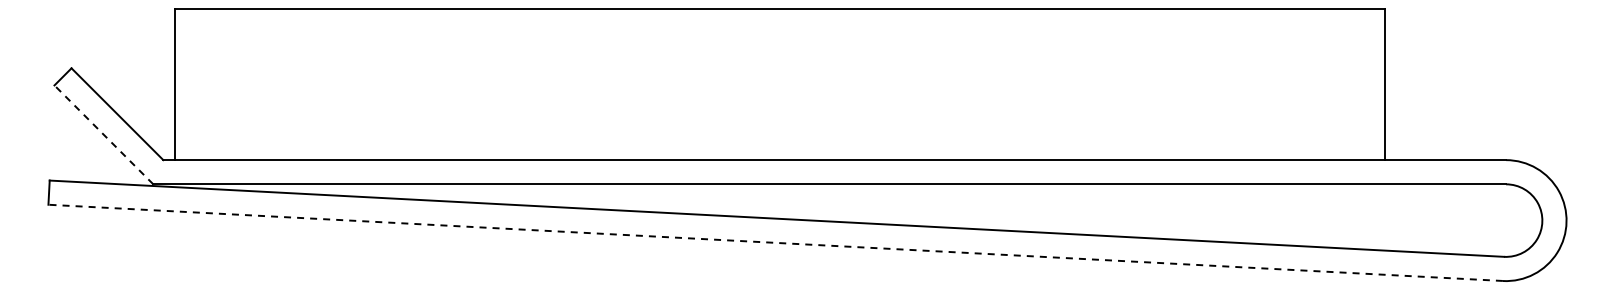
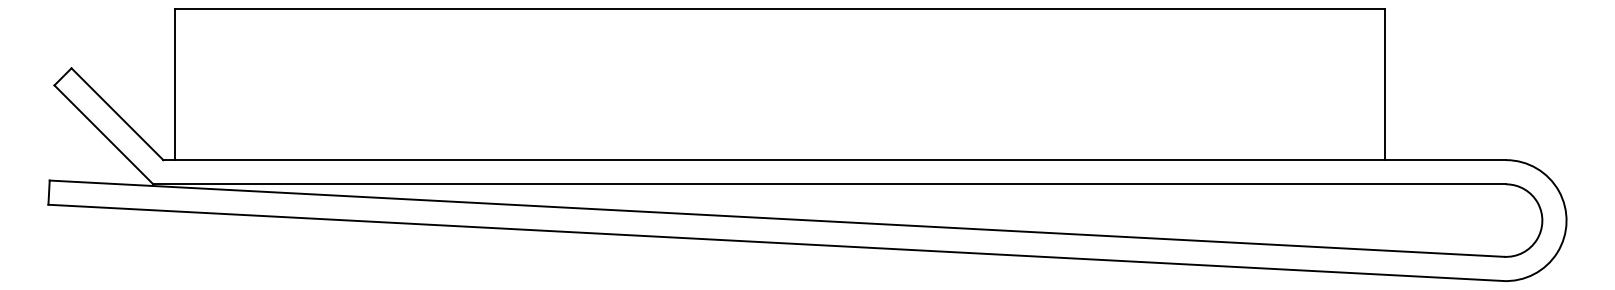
line: dashed -> solid (103, 134)
line: dashed -> solid (775, 242)
